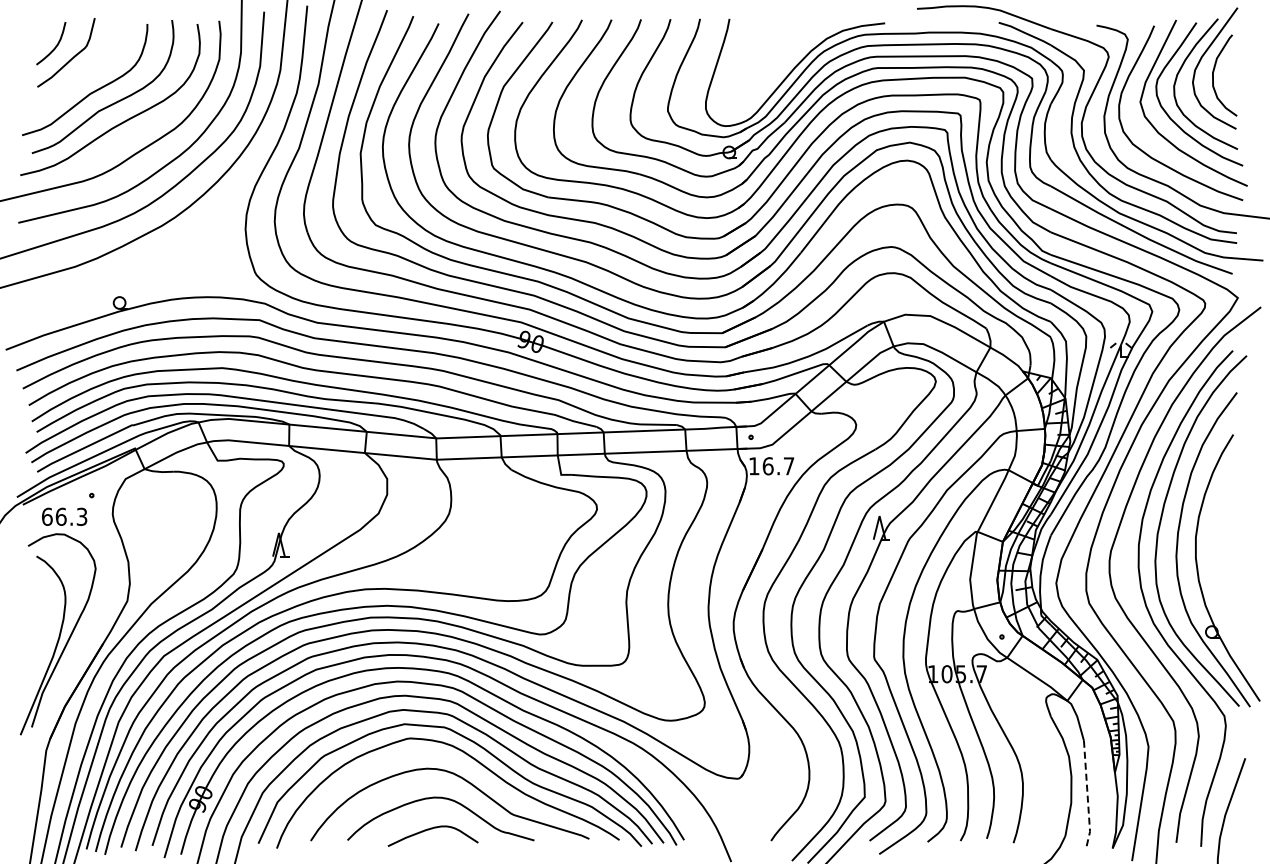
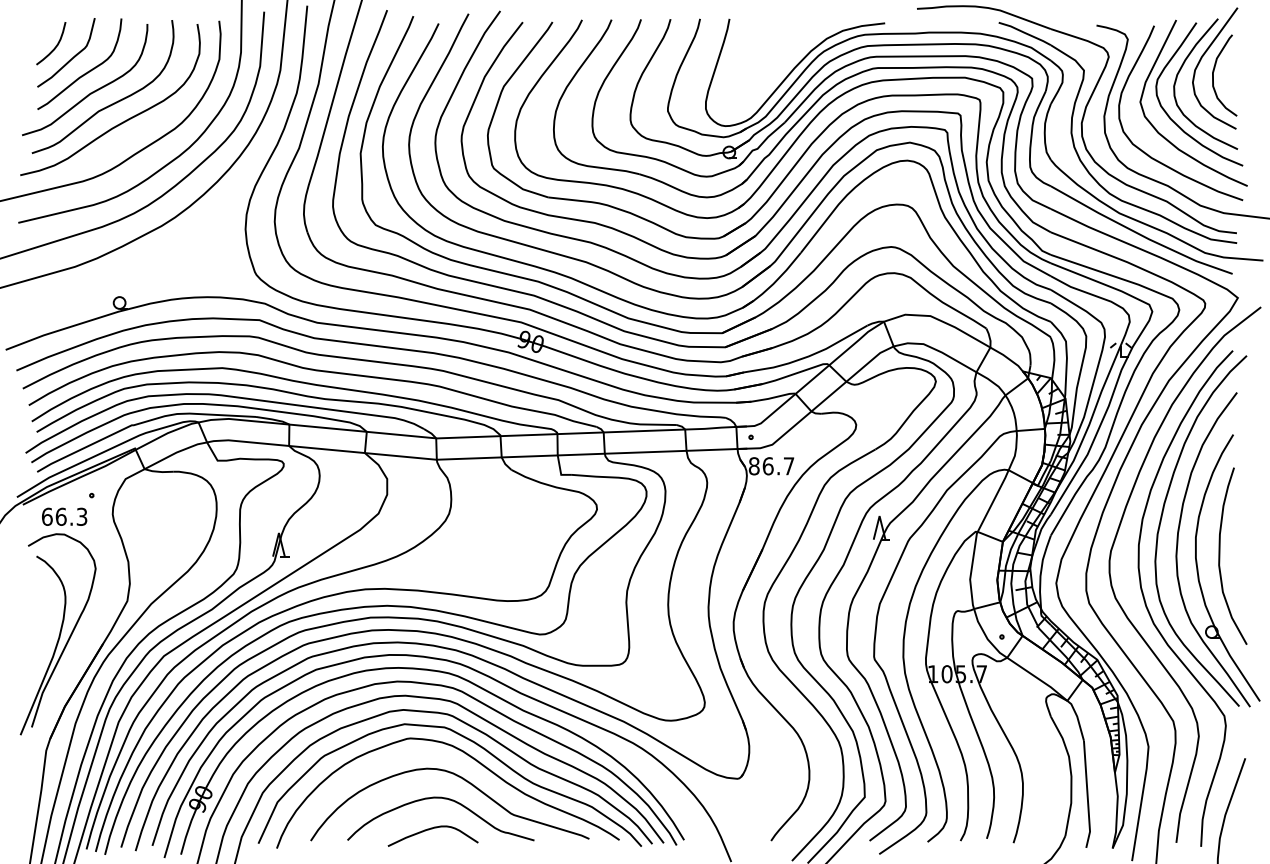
curve: none -> present (85, 72)
text: 16.7 -> 86.7 (753, 466)
curve: none -> present (1220, 555)
line: dashed -> solid (1087, 795)
